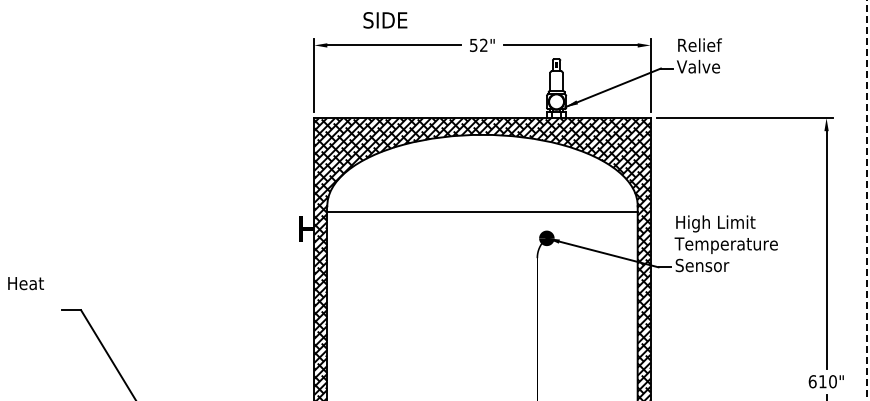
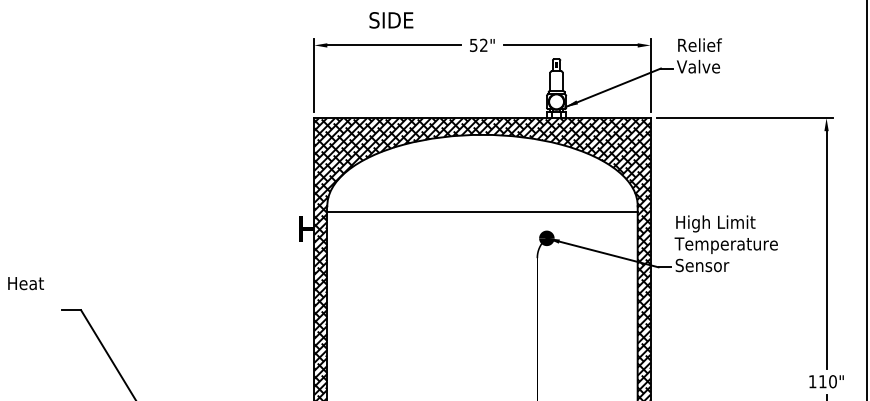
text position: (385, 20) -> (391, 20) (391, 20)
line: dashed -> solid (867, 200)
text: 610" -> 110" (812, 381)
